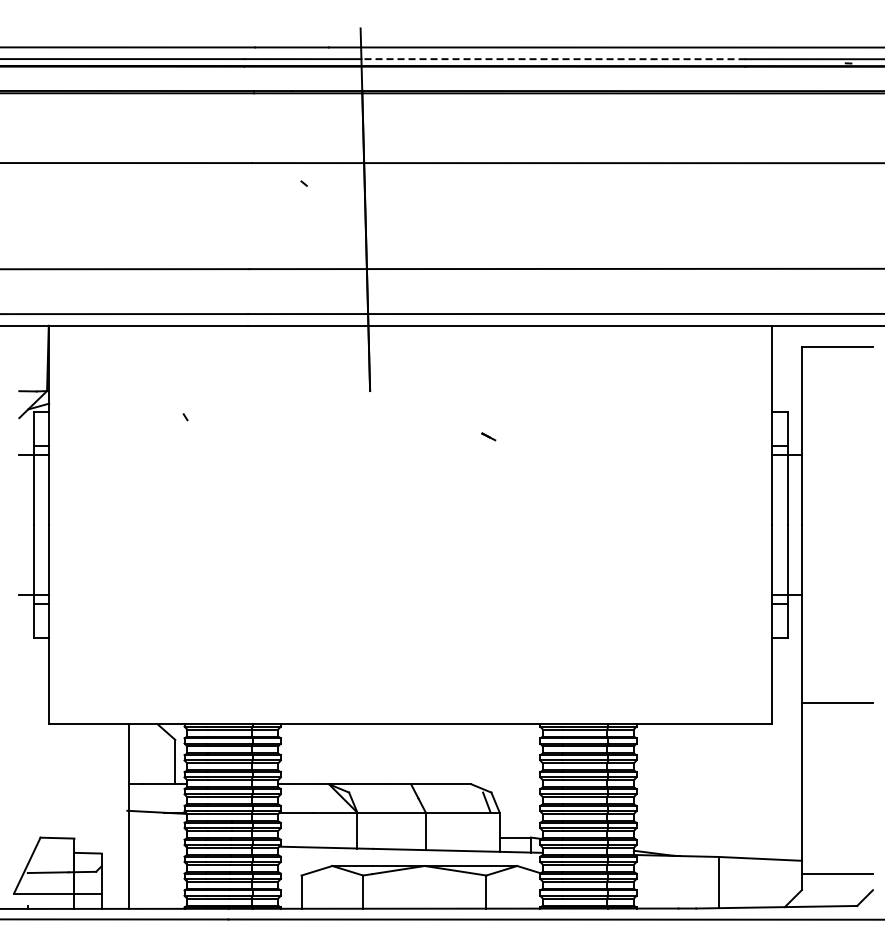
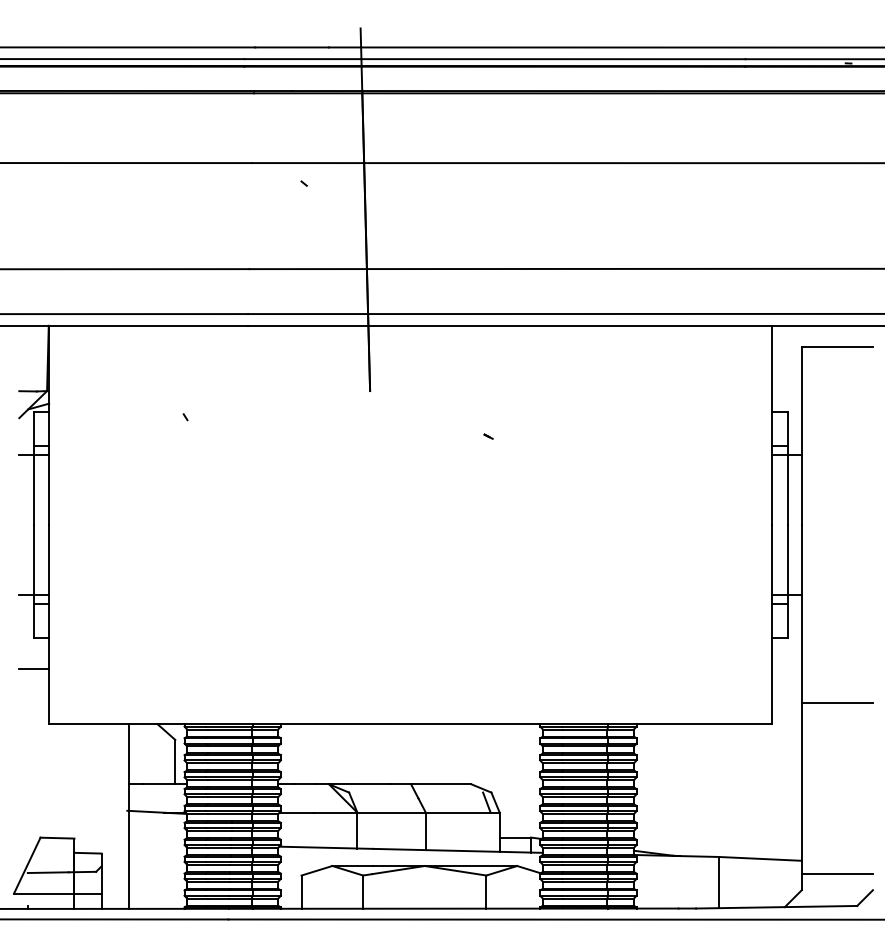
line: dashed -> solid (552, 59)
part size: 16x10 px -> 11x7 px (488, 436)
line: none -> present (34, 669)
